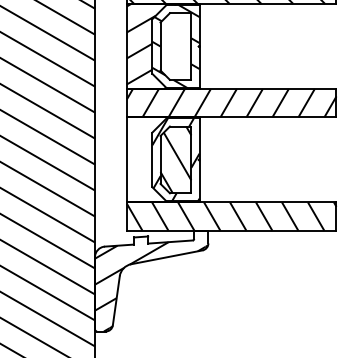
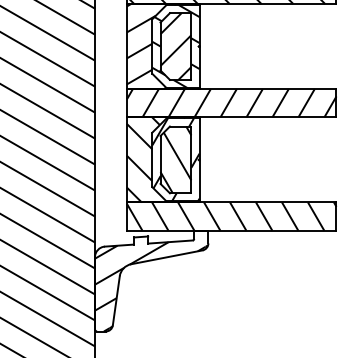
hatch: none -> present (175, 46)
hatch: none -> present (155, 159)
